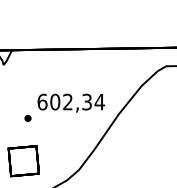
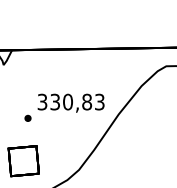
text: 602,34 -> 330,83 (71, 101)
